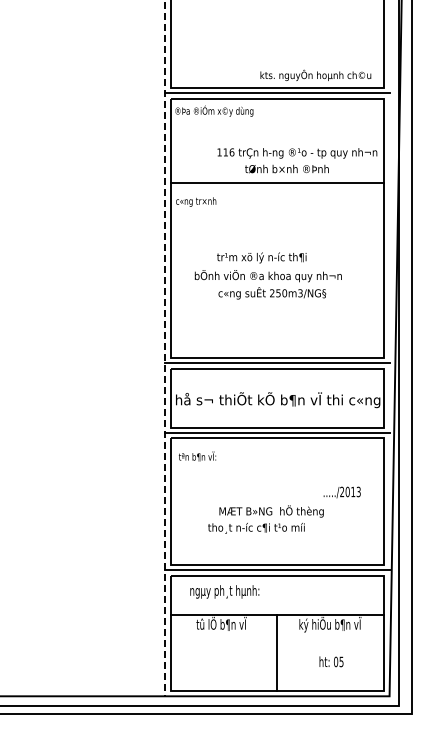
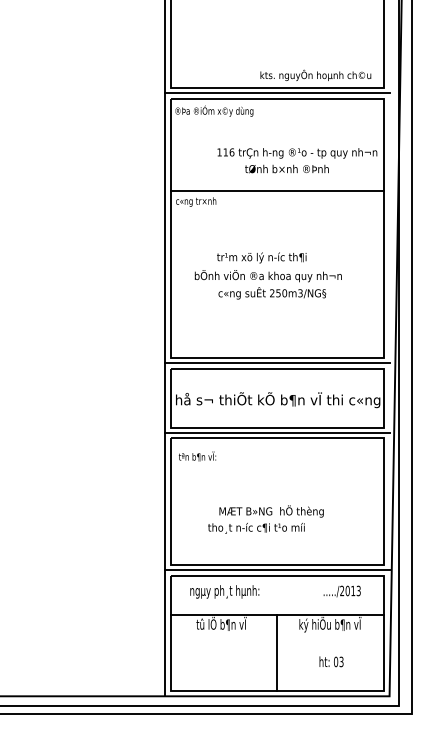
line position: (277, 182) -> (277, 190) (277, 190)
line: dashed -> solid (165, 348)
text position: (341, 492) -> (341, 591) (341, 591)
text: 05 -> 03 (341, 660)
